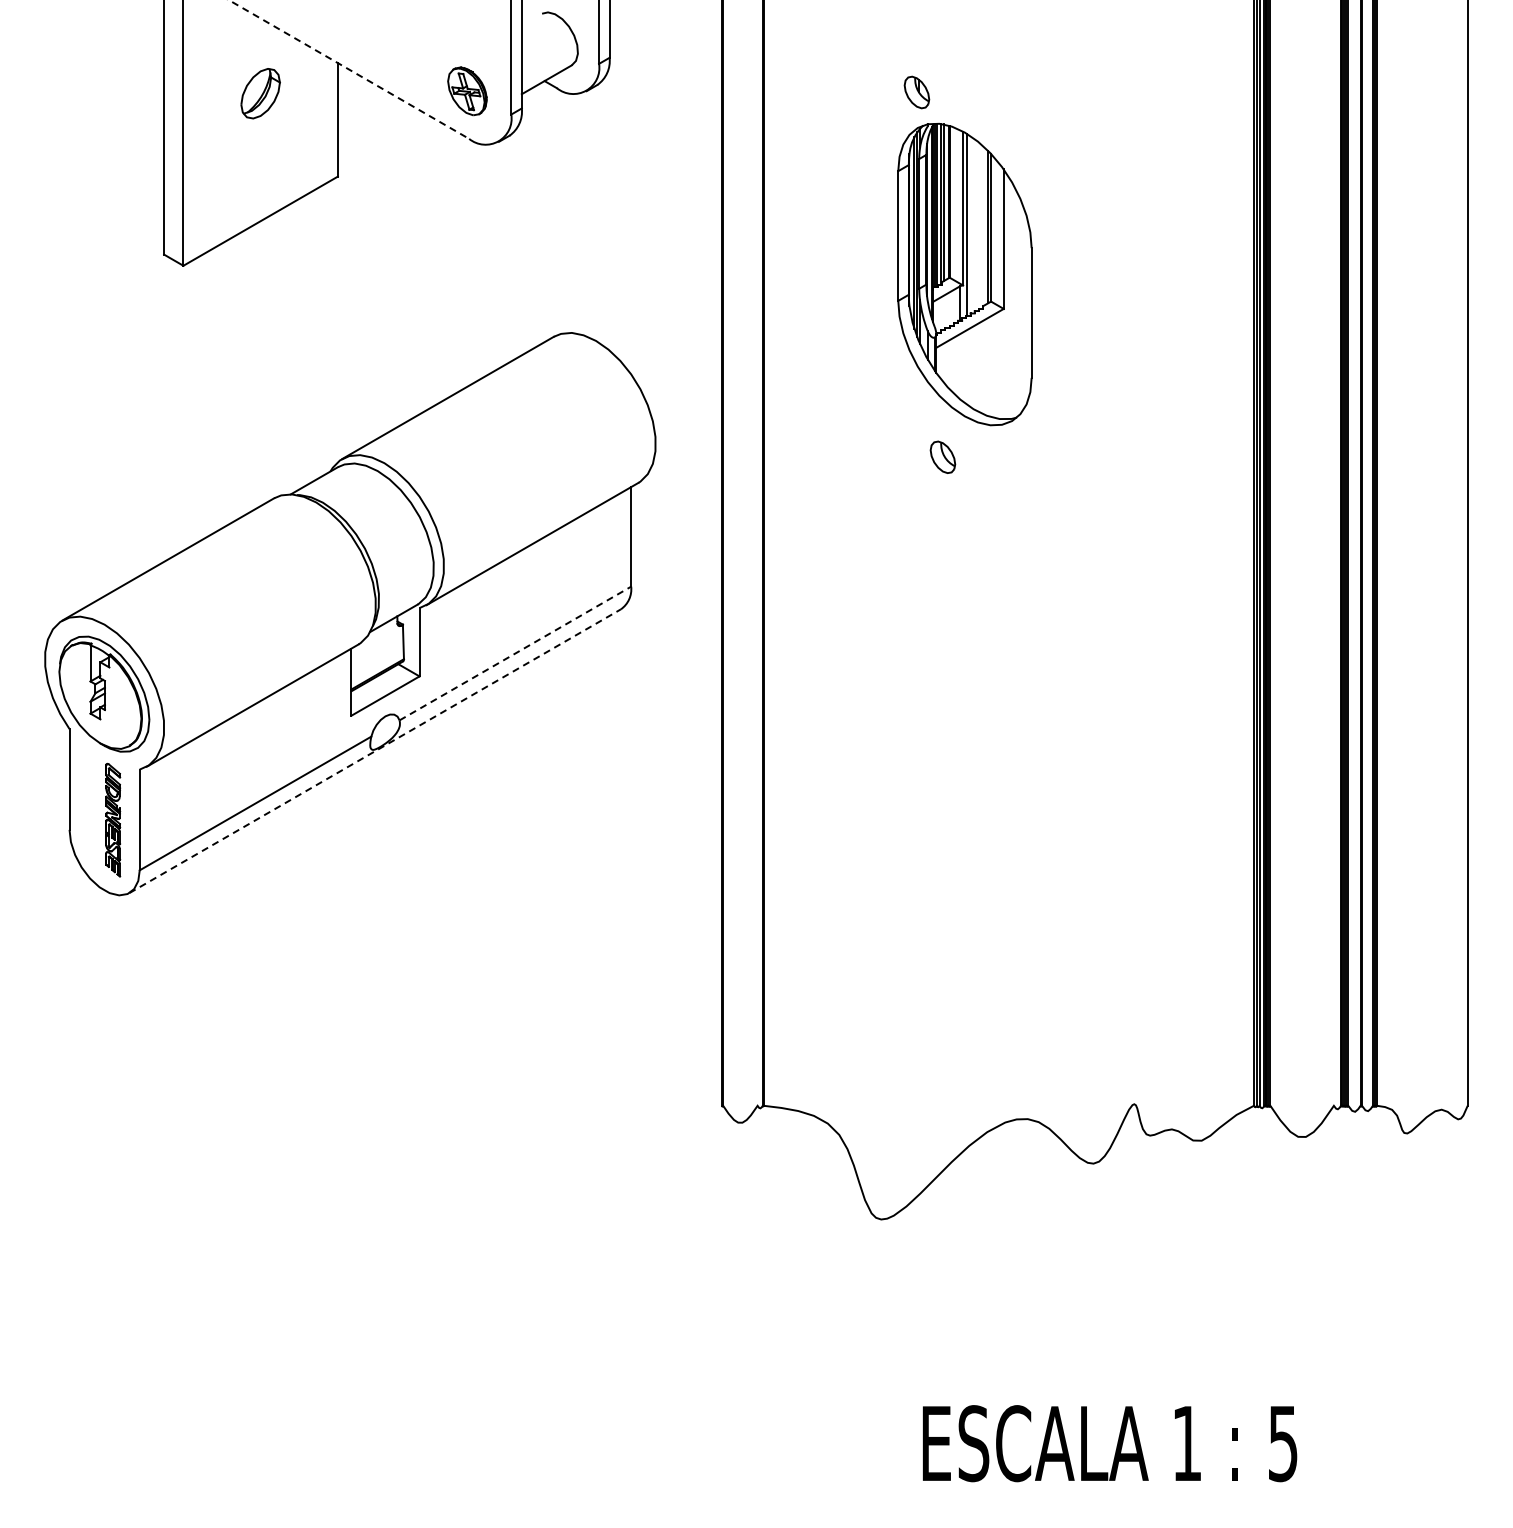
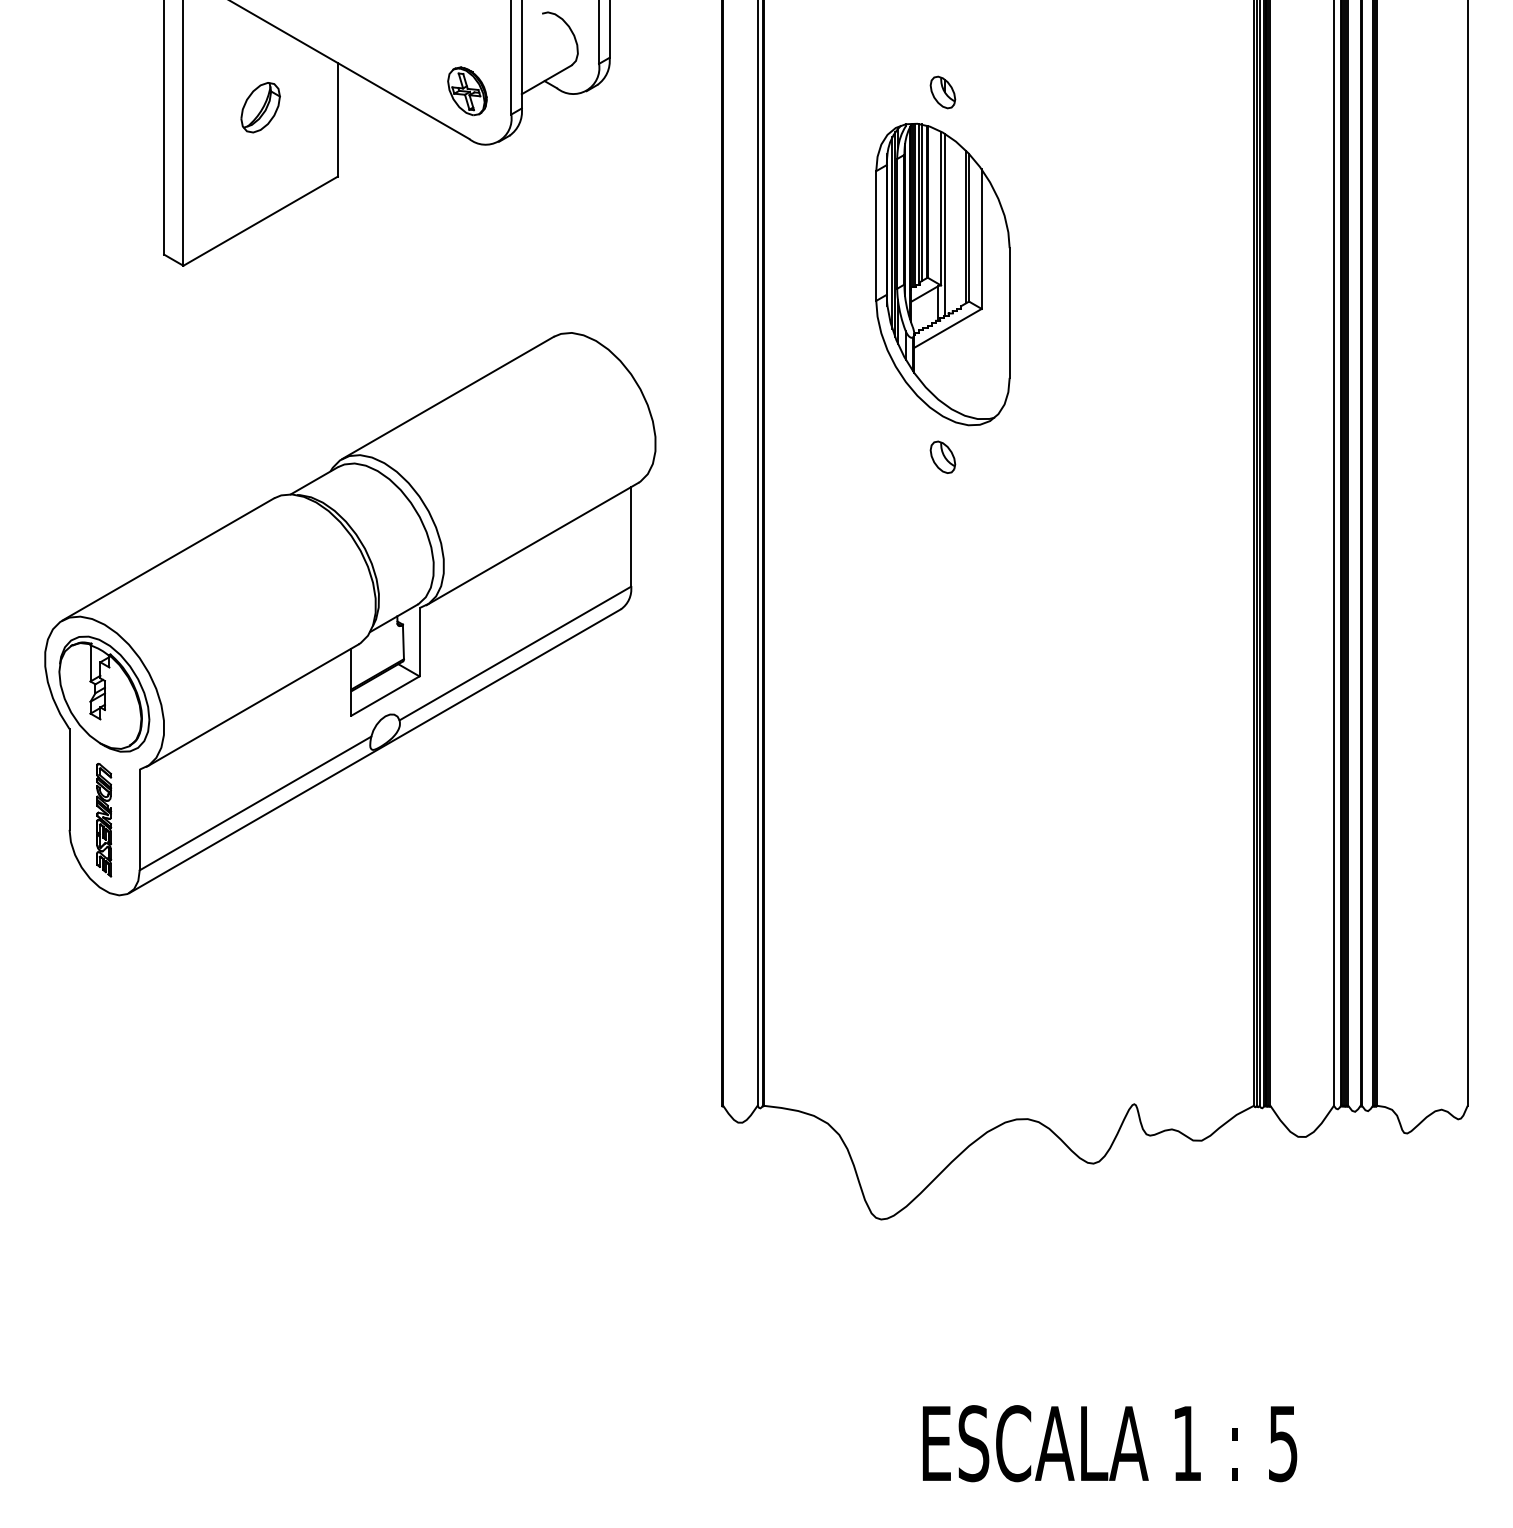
line: dashed -> solid (348, 69)
part position: (916, 92) -> (942, 92) (942, 92)
part position: (260, 93) -> (260, 107) (260, 107)
part position: (964, 274) -> (942, 274) (942, 274)
line: none -> present (757, 553)
line: none -> present (1333, 553)
line: dashed -> solid (515, 653)
line: dashed -> solid (375, 751)
part position: (113, 819) -> (104, 819) (104, 819)
